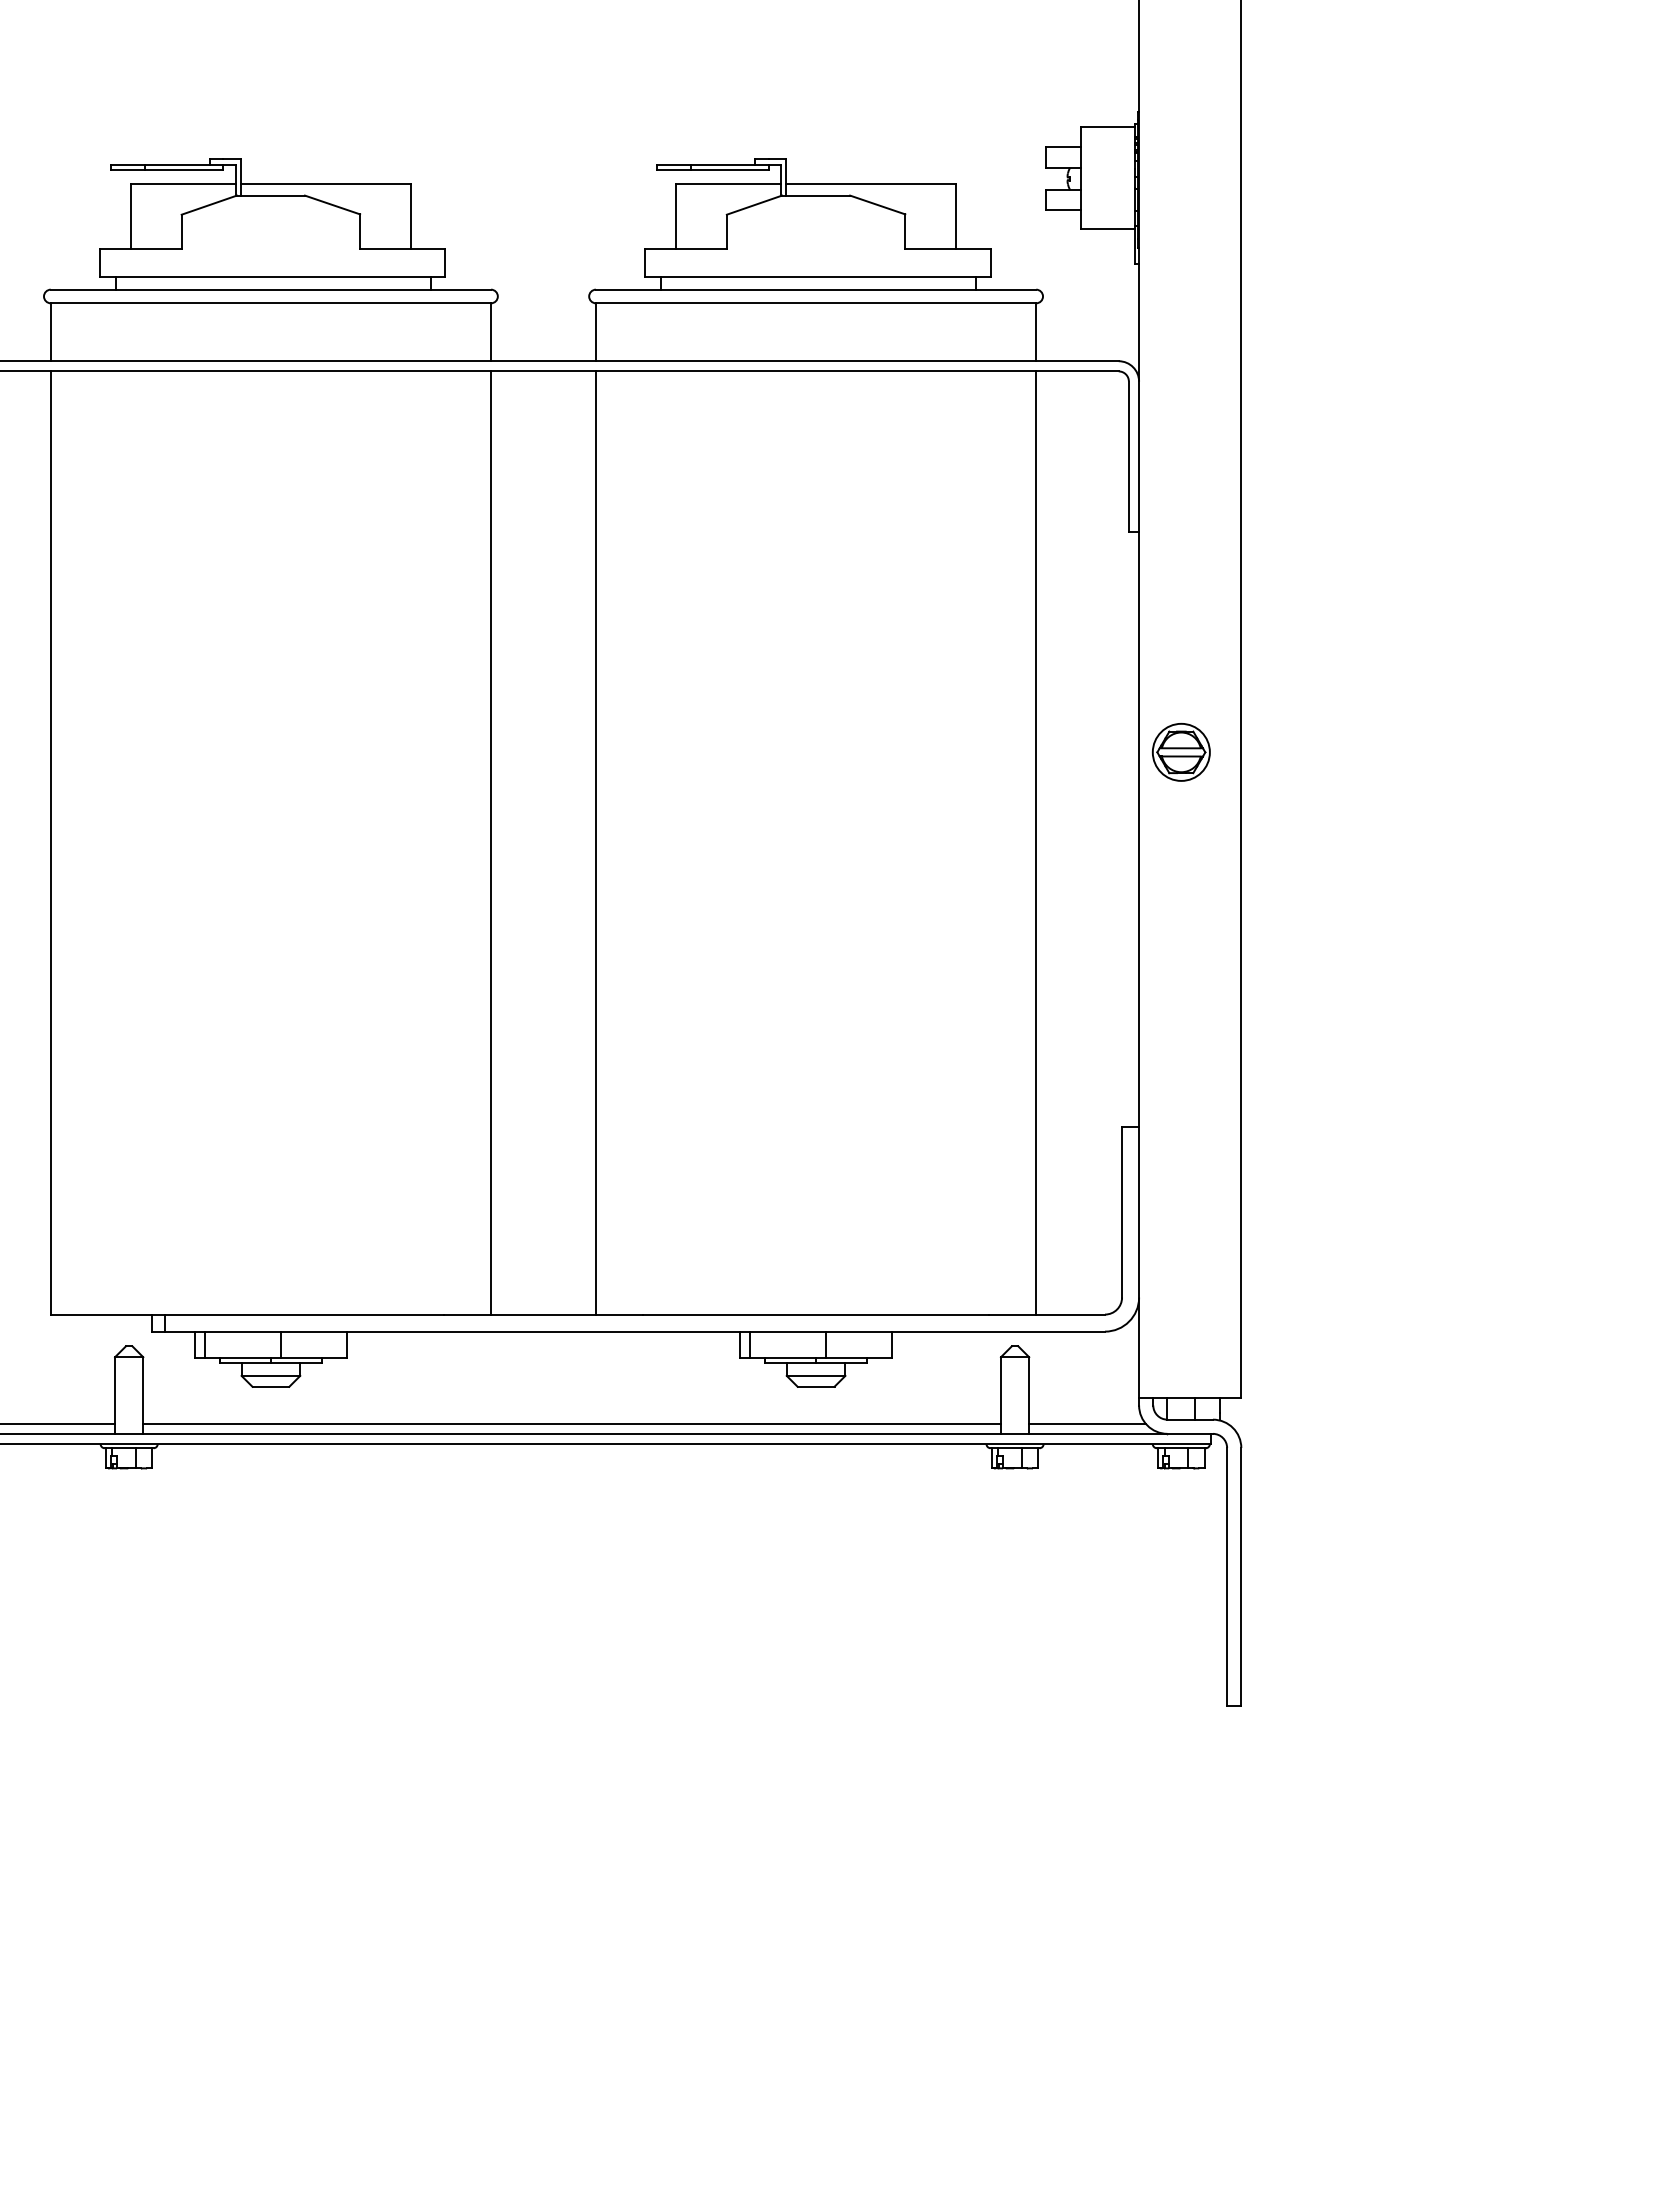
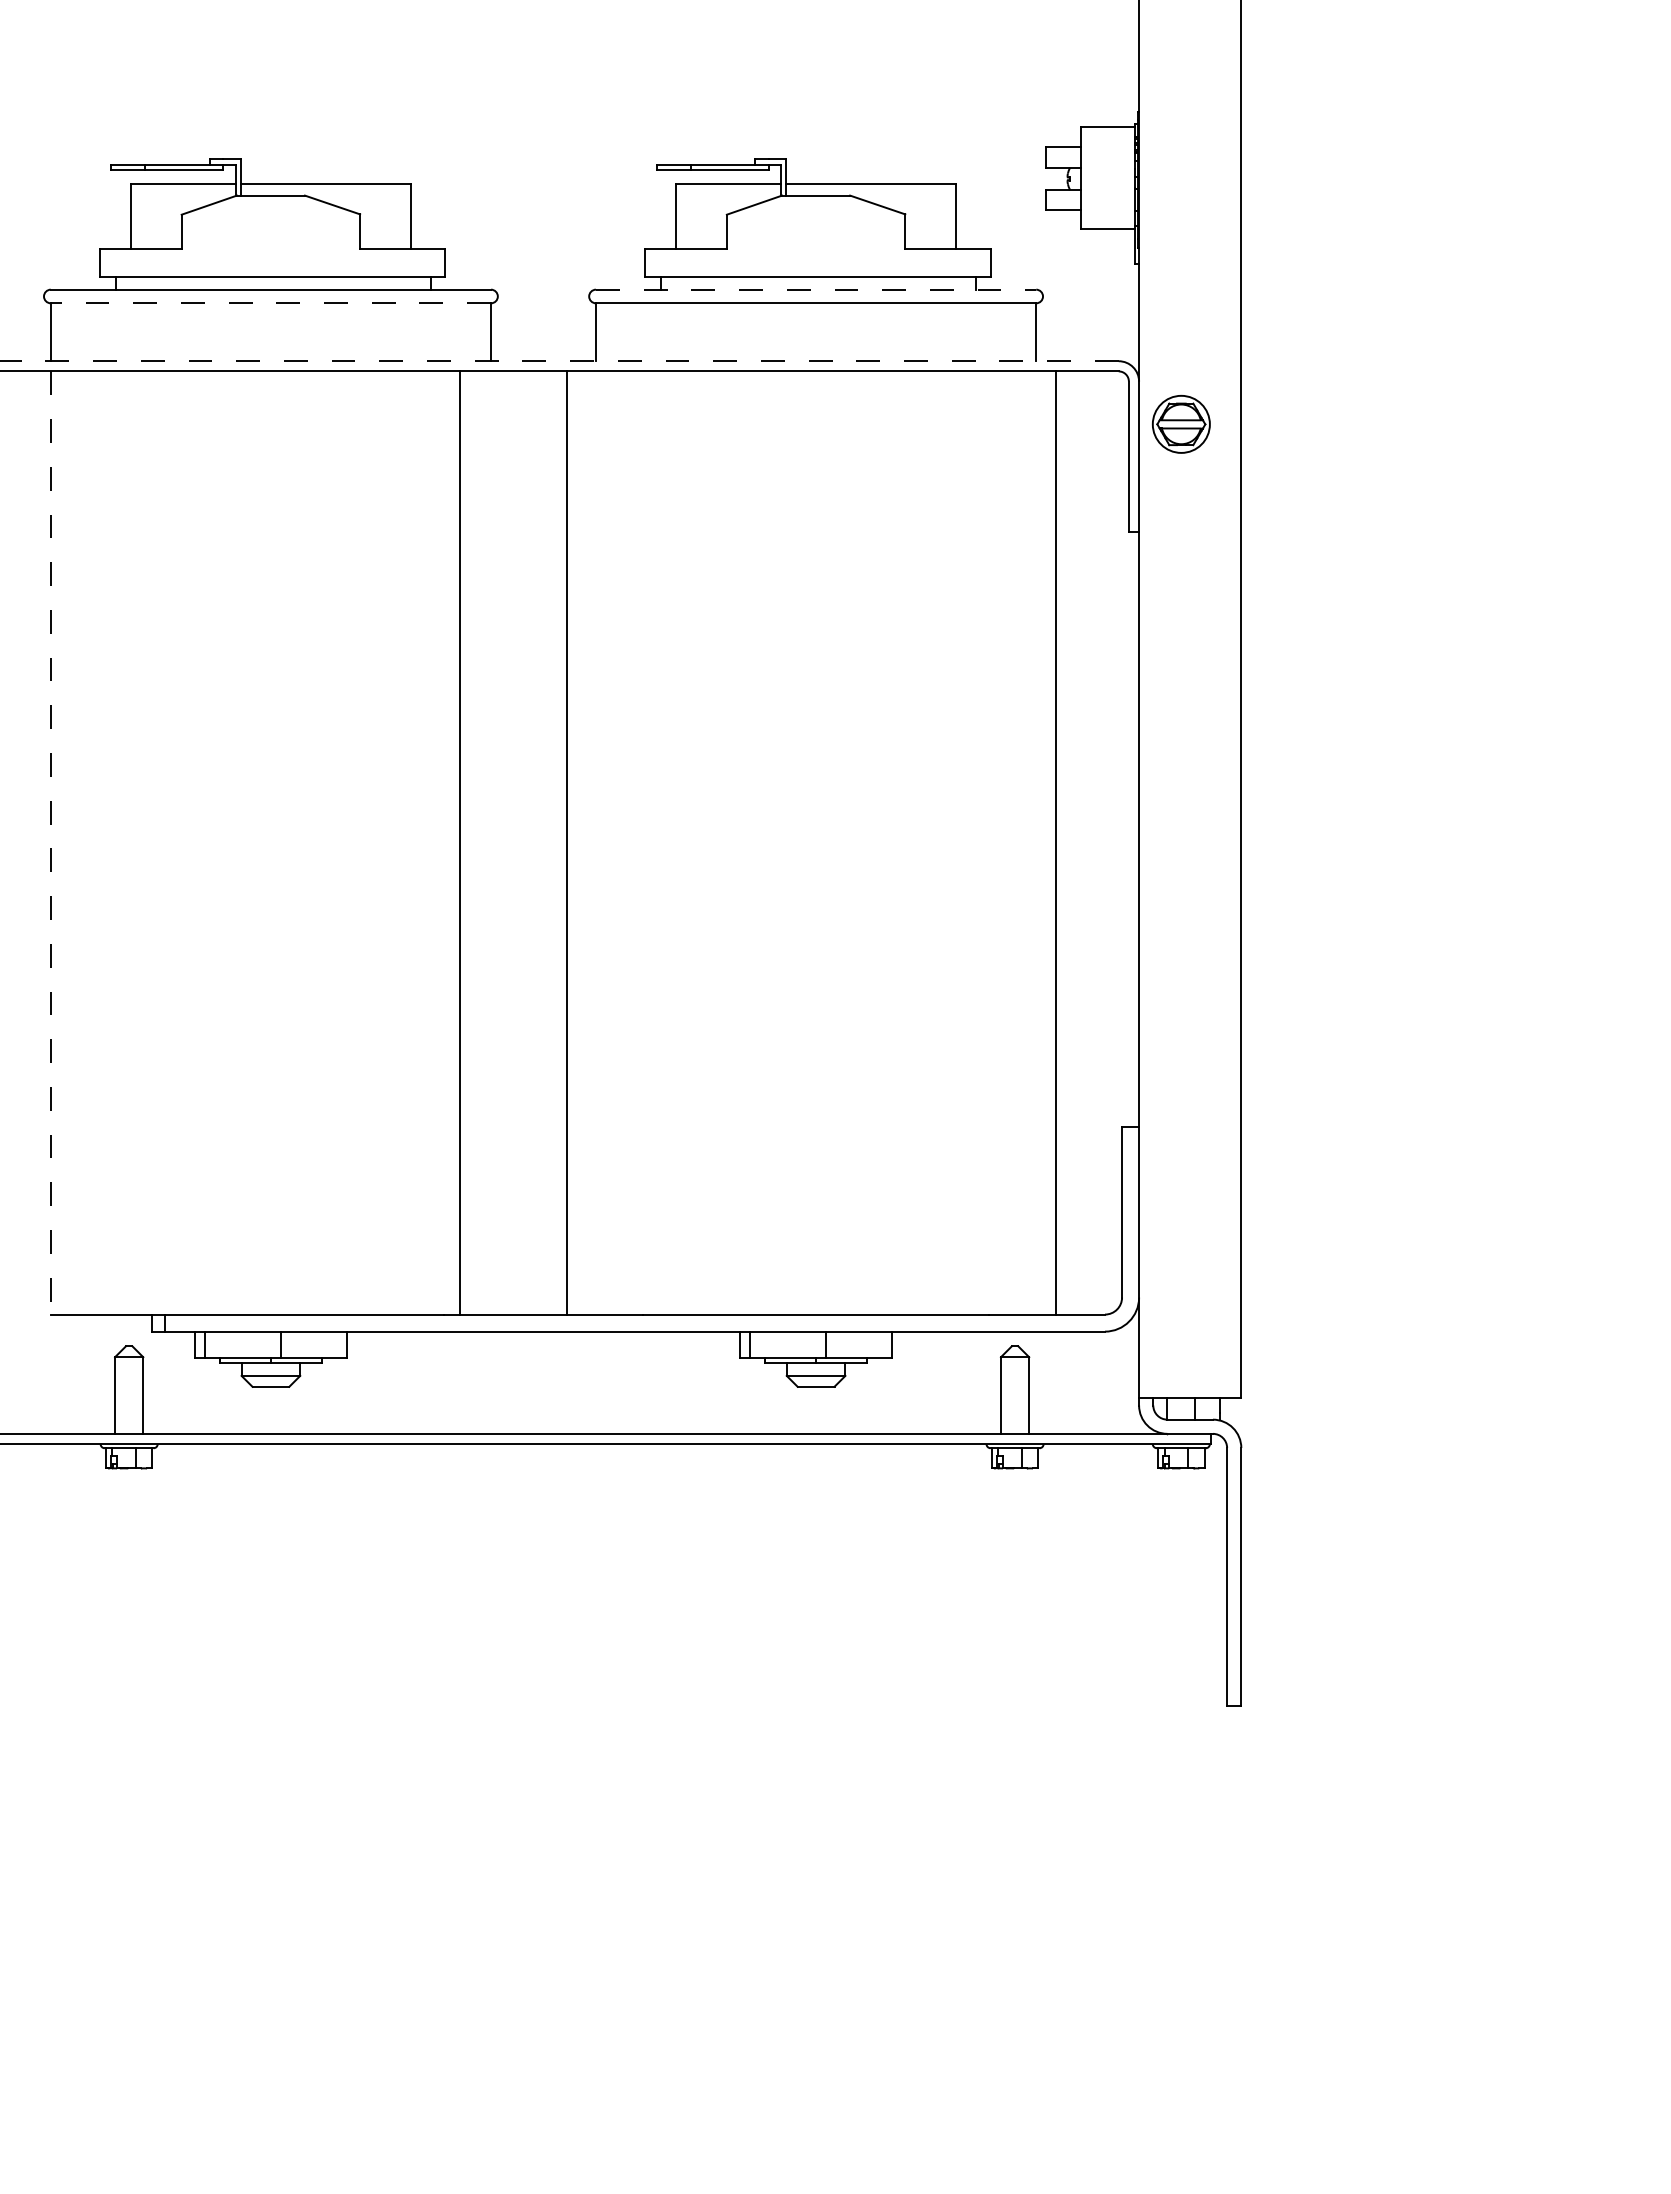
line: solid -> dashed (816, 289)
line: solid -> dashed (270, 303)
line: solid -> dashed (559, 361)
part position: (1180, 752) -> (1180, 424) (1180, 424)
line position: (491, 842) -> (460, 842) (460, 842)
line position: (595, 842) -> (566, 842) (566, 842)
line position: (1036, 842) -> (1056, 842) (1056, 842)
line: solid -> dashed (50, 843)
line: present -> none (58, 1423)
line: present -> none (571, 1423)
line: present -> none (1087, 1423)
